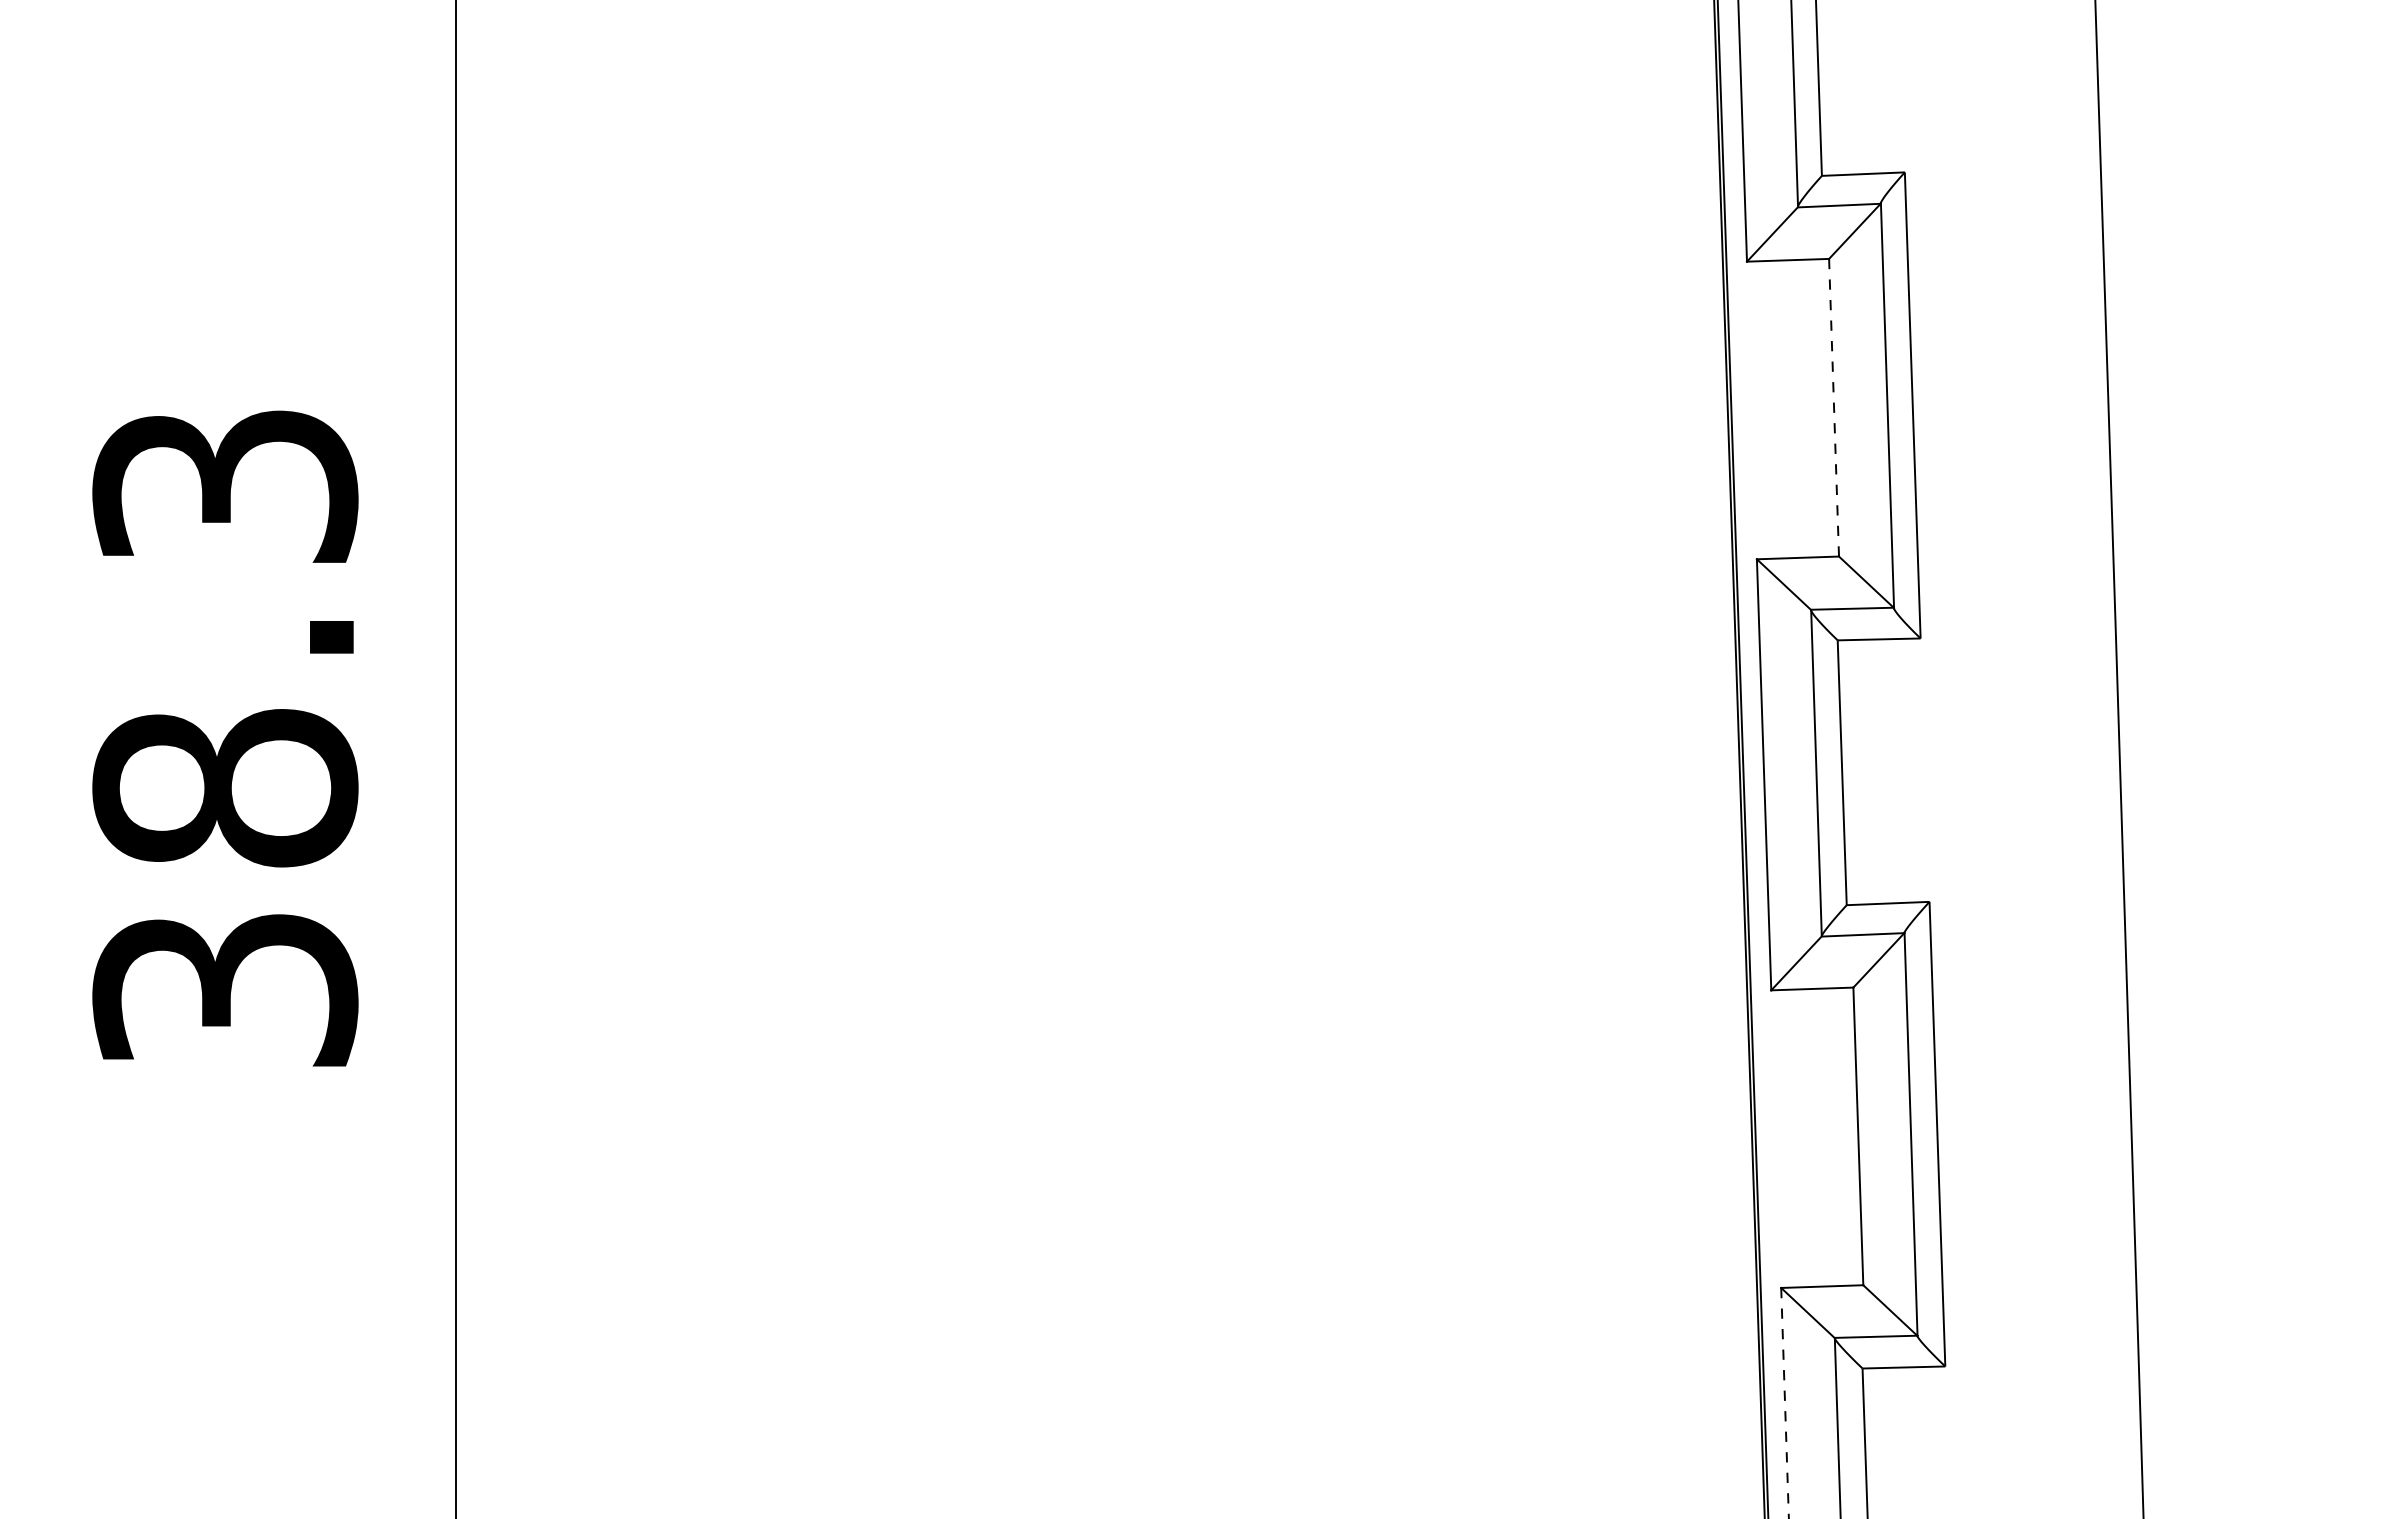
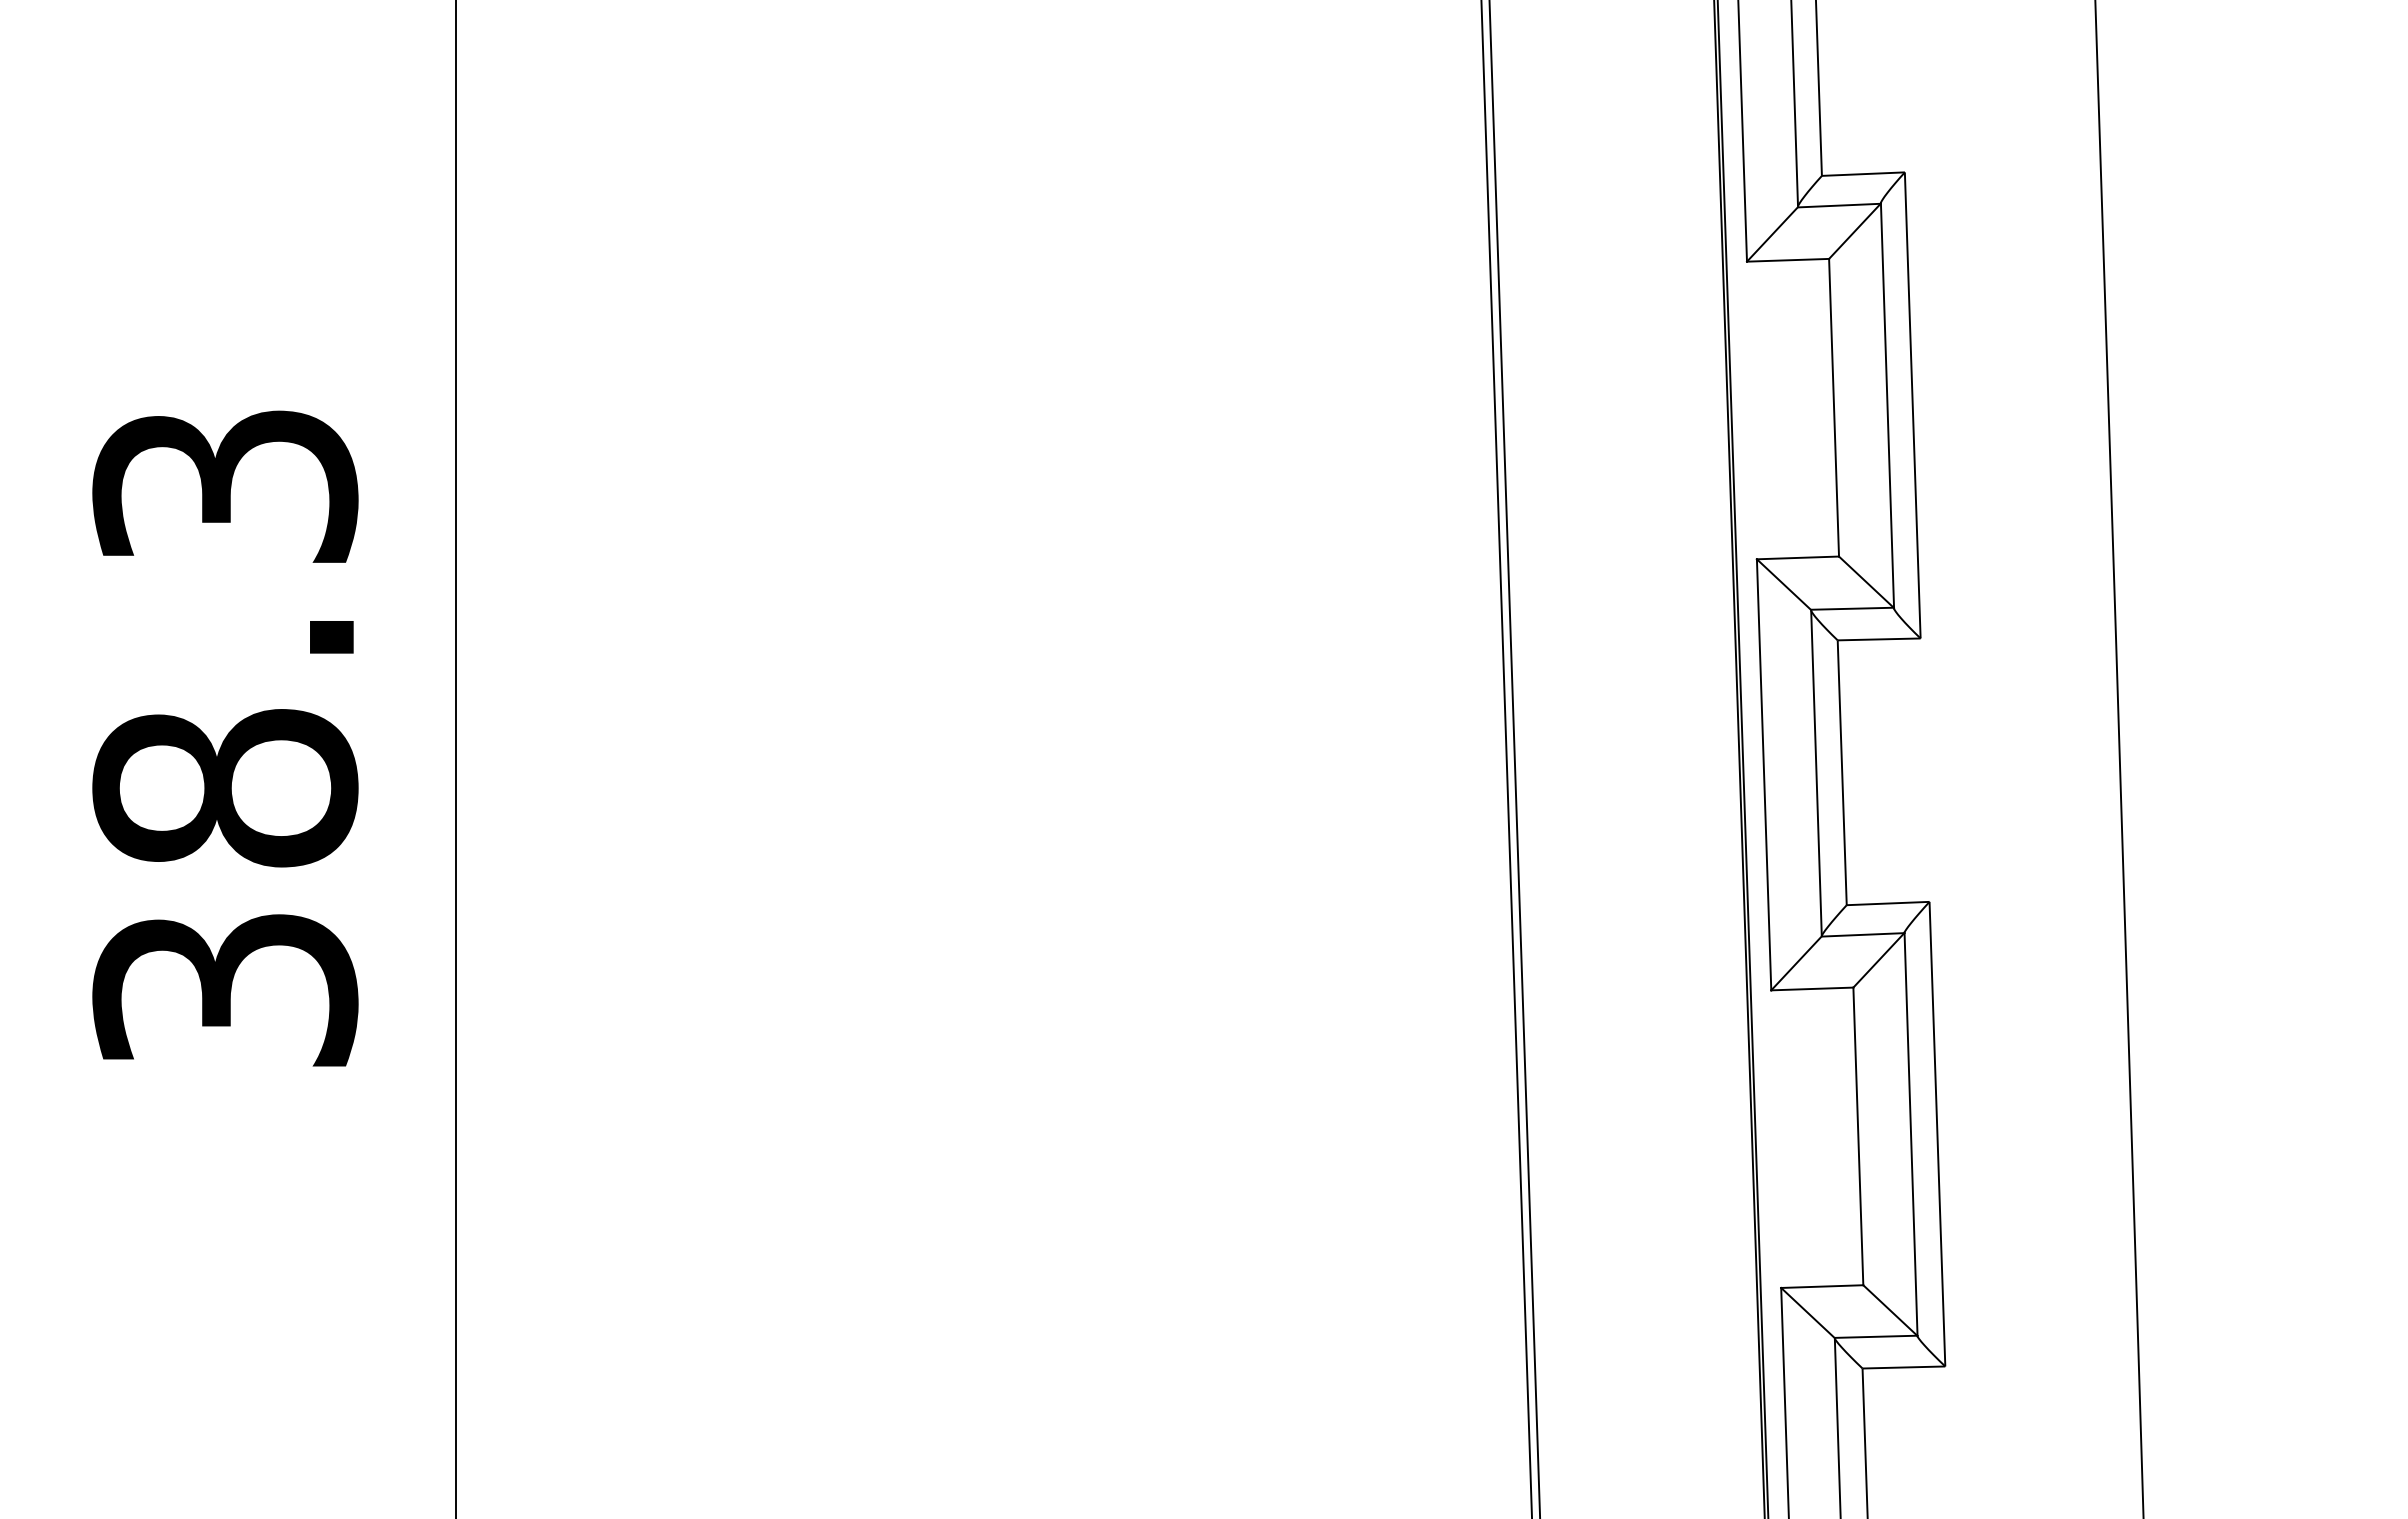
line: dashed -> solid (1834, 407)
line: none -> present (1506, 758)
line: none -> present (1514, 758)
line: dashed -> solid (1785, 1402)
